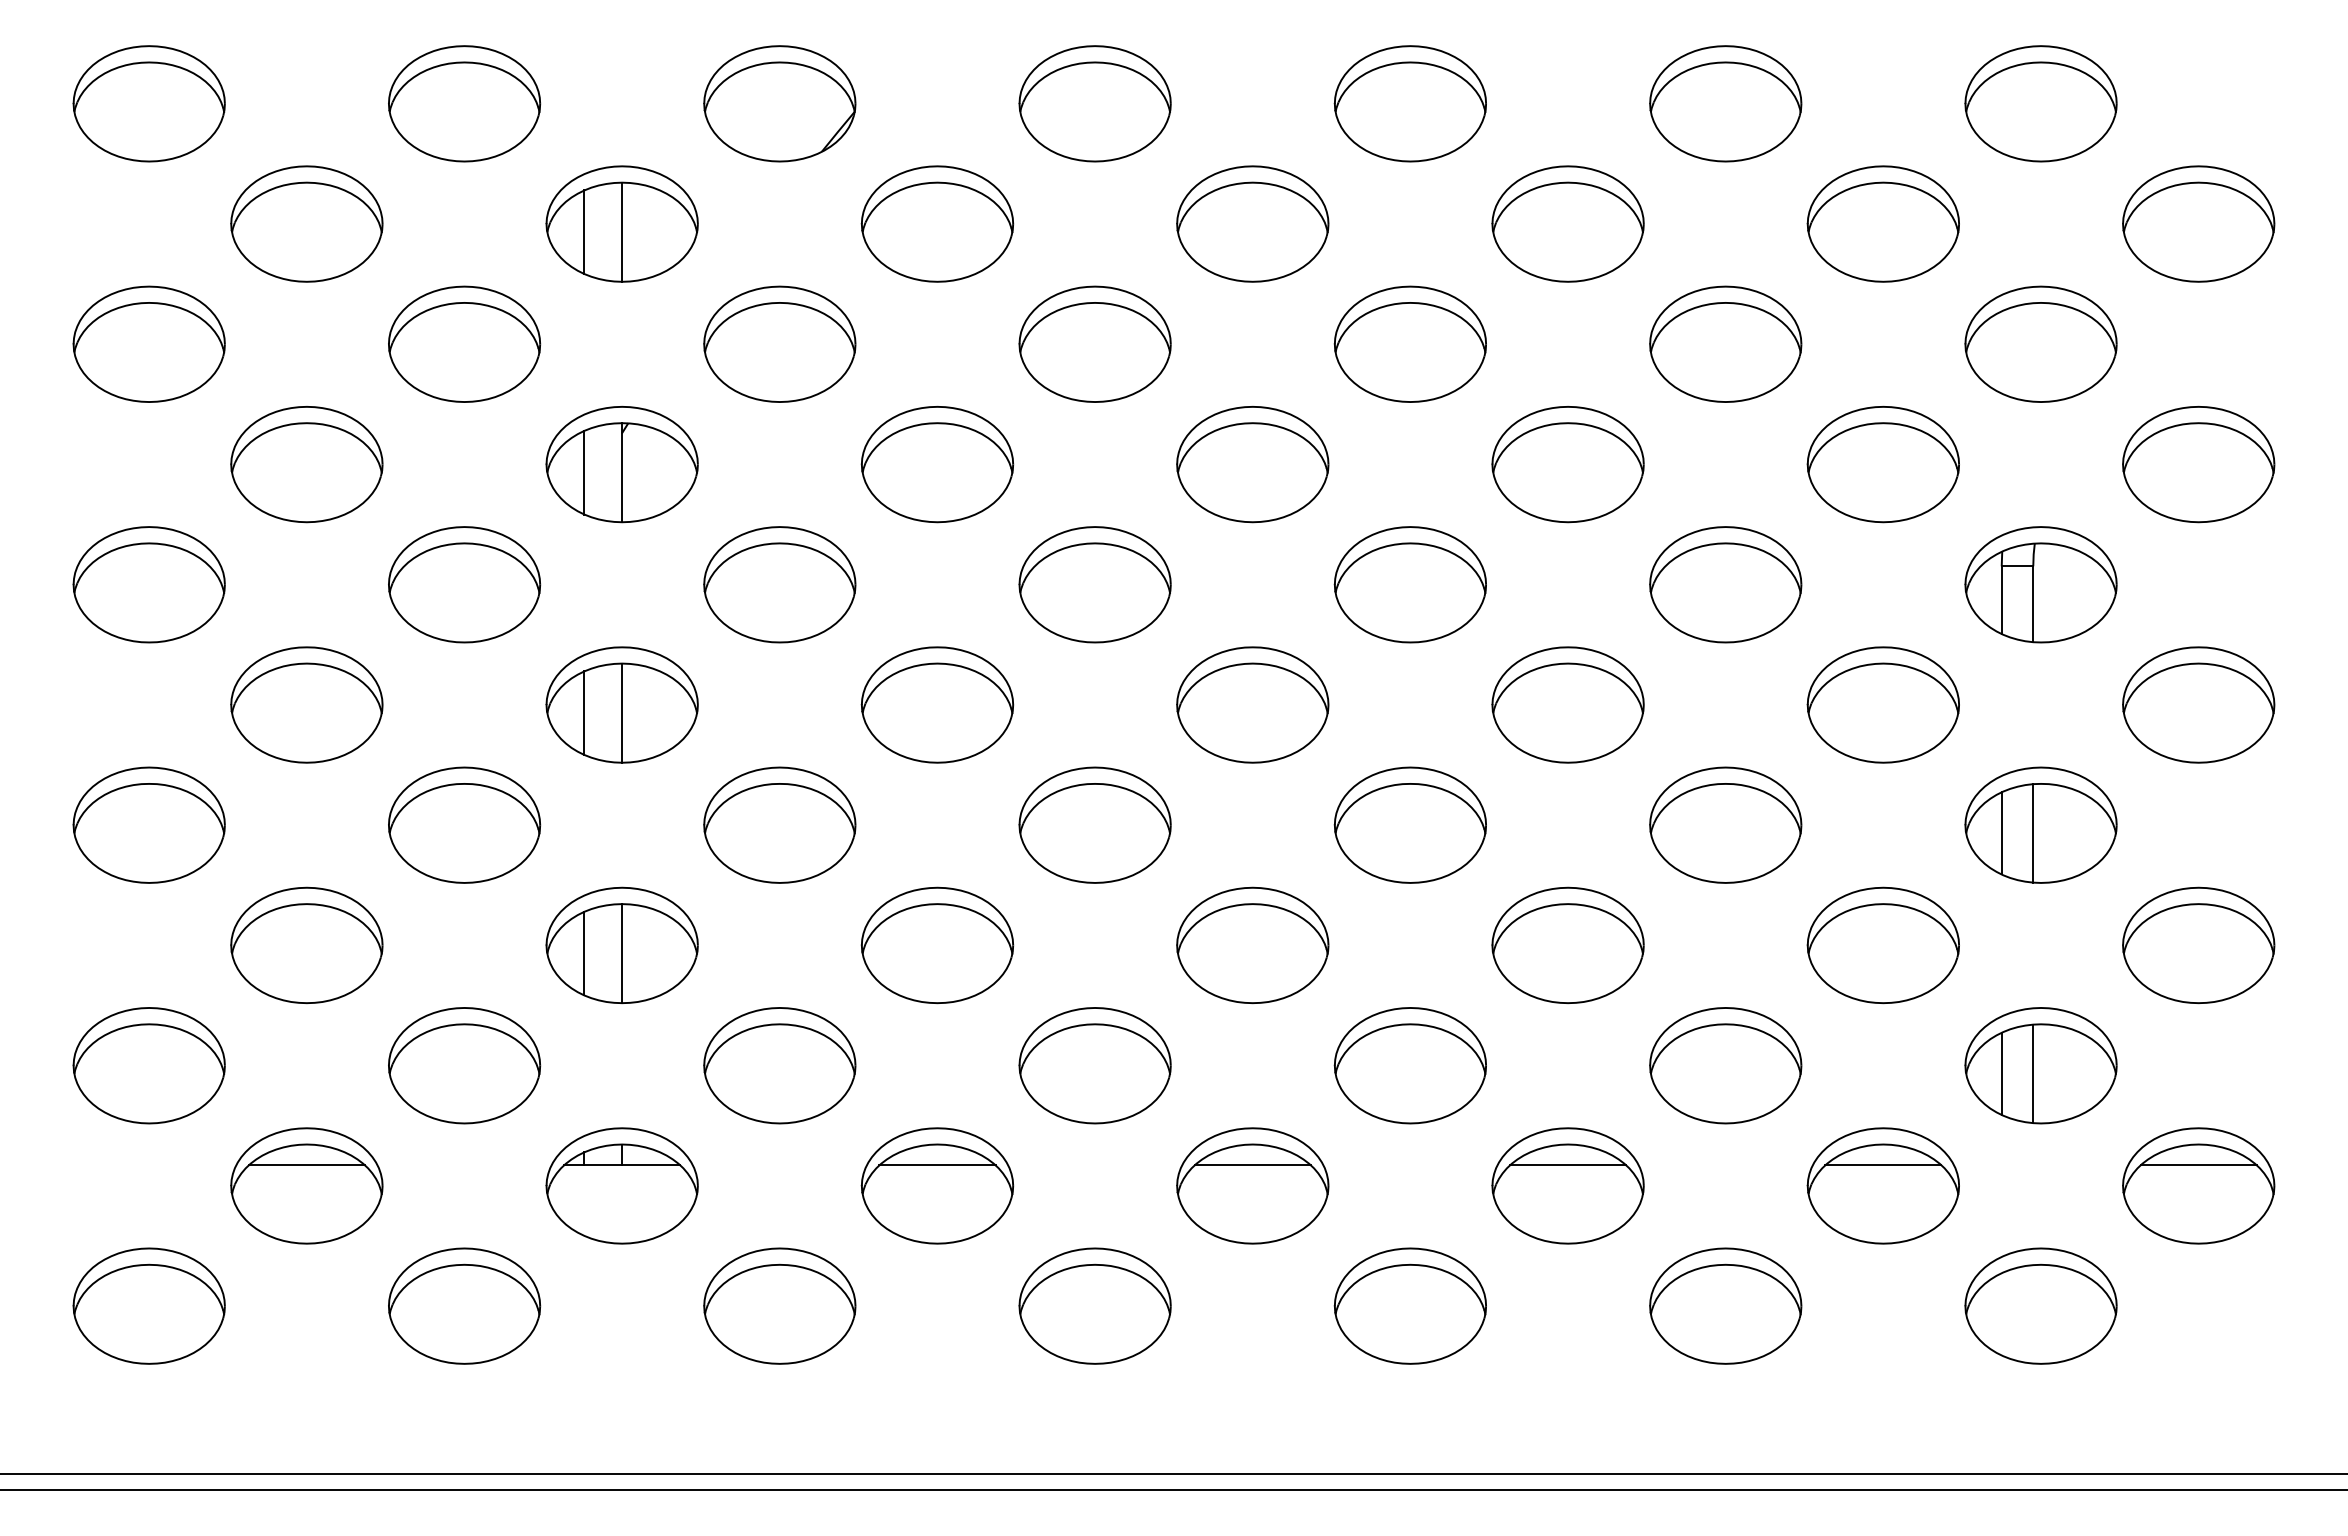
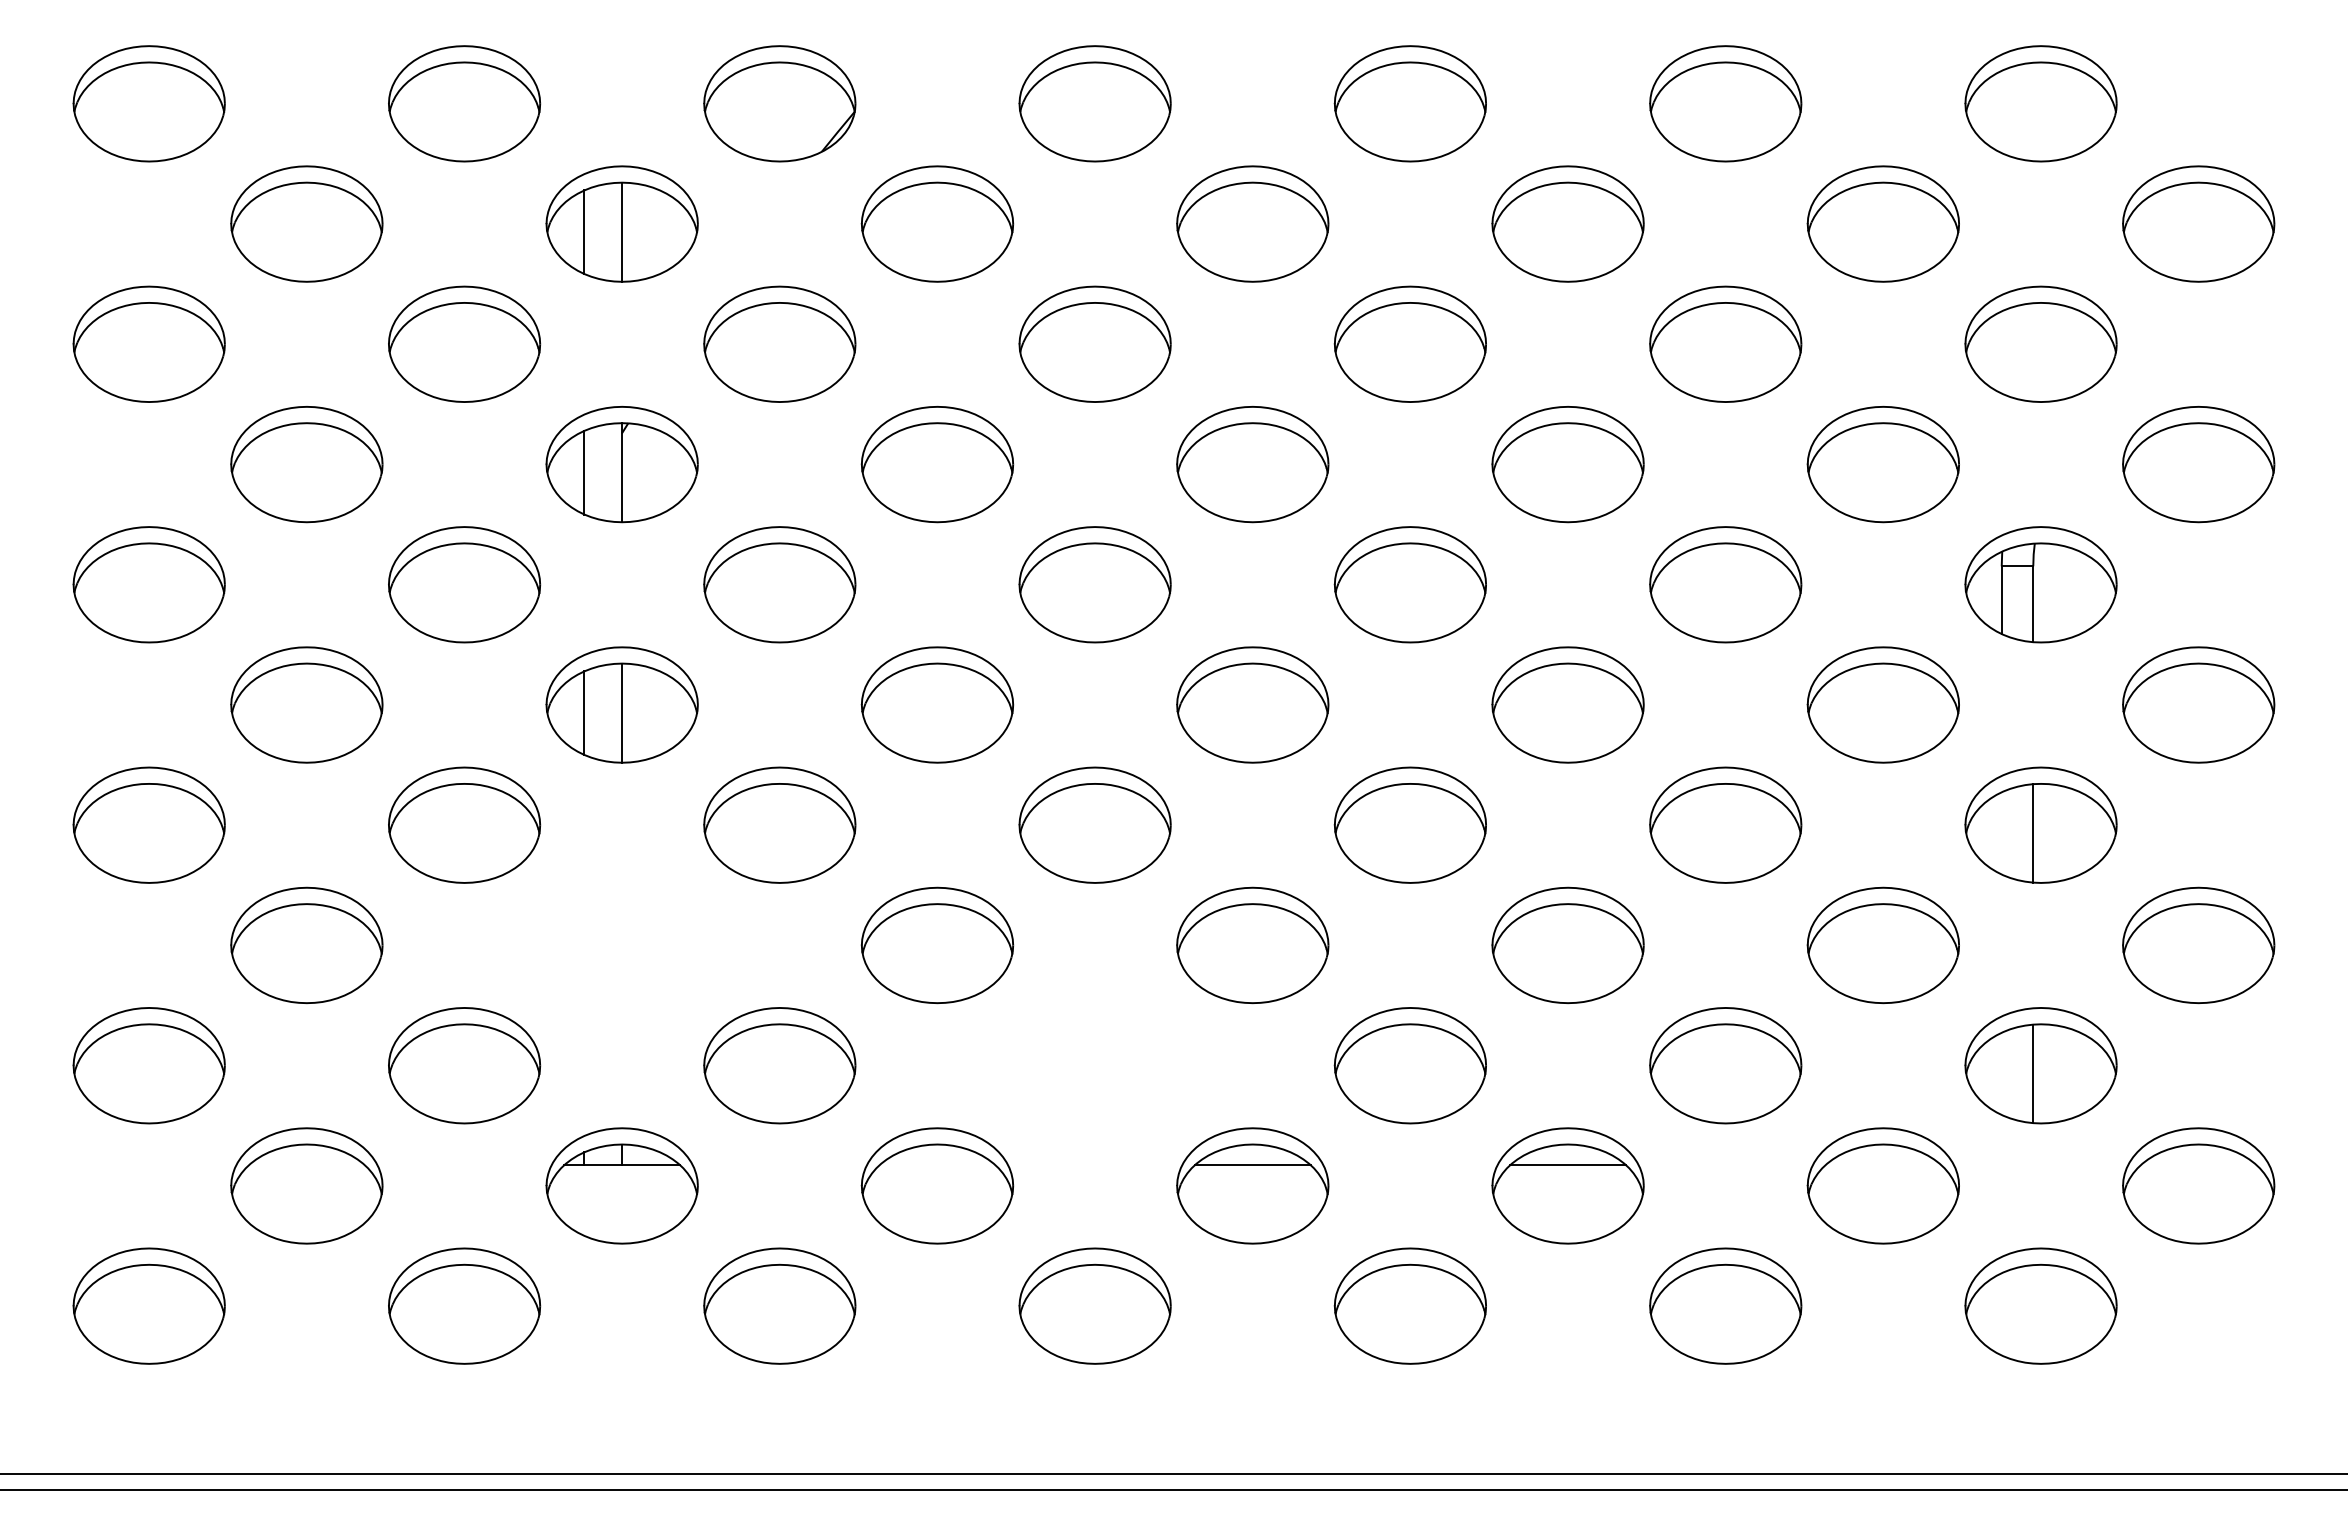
line: present -> none (2001, 833)
part: present -> none (621, 945)
part: present -> none (1094, 1065)
line: present -> none (2001, 1073)
line: present -> none (306, 1165)
line: present -> none (937, 1165)
line: present -> none (1883, 1165)
line: present -> none (2198, 1165)
